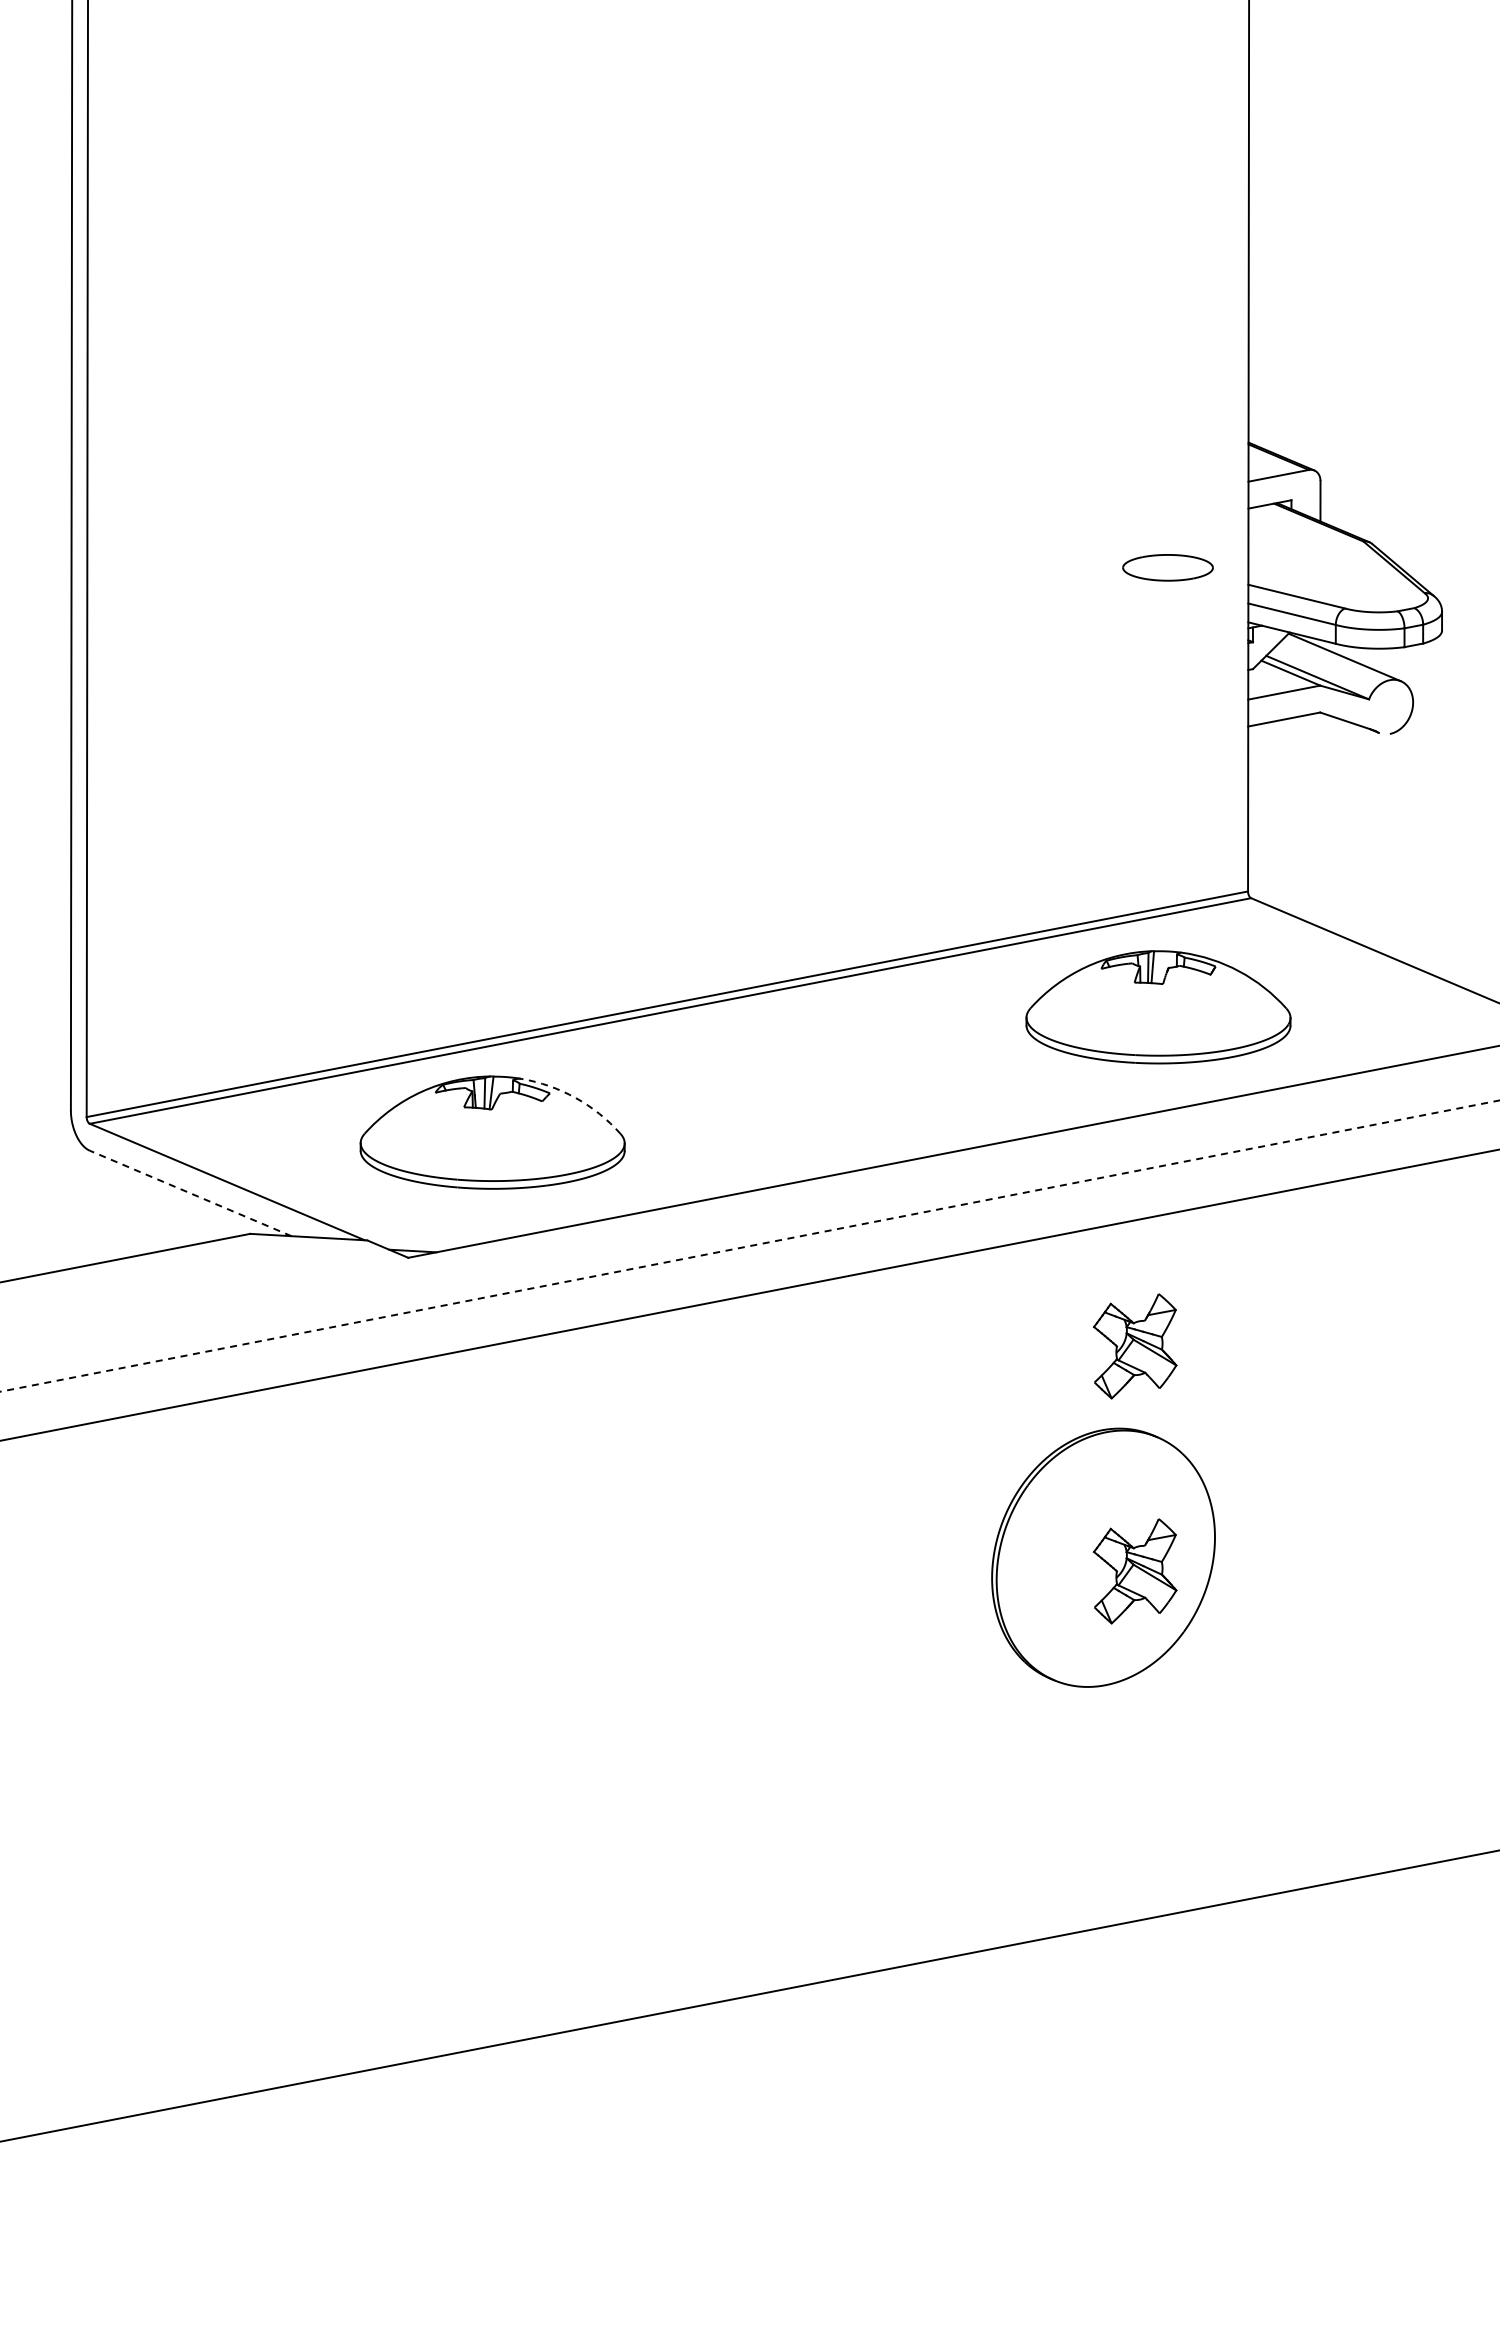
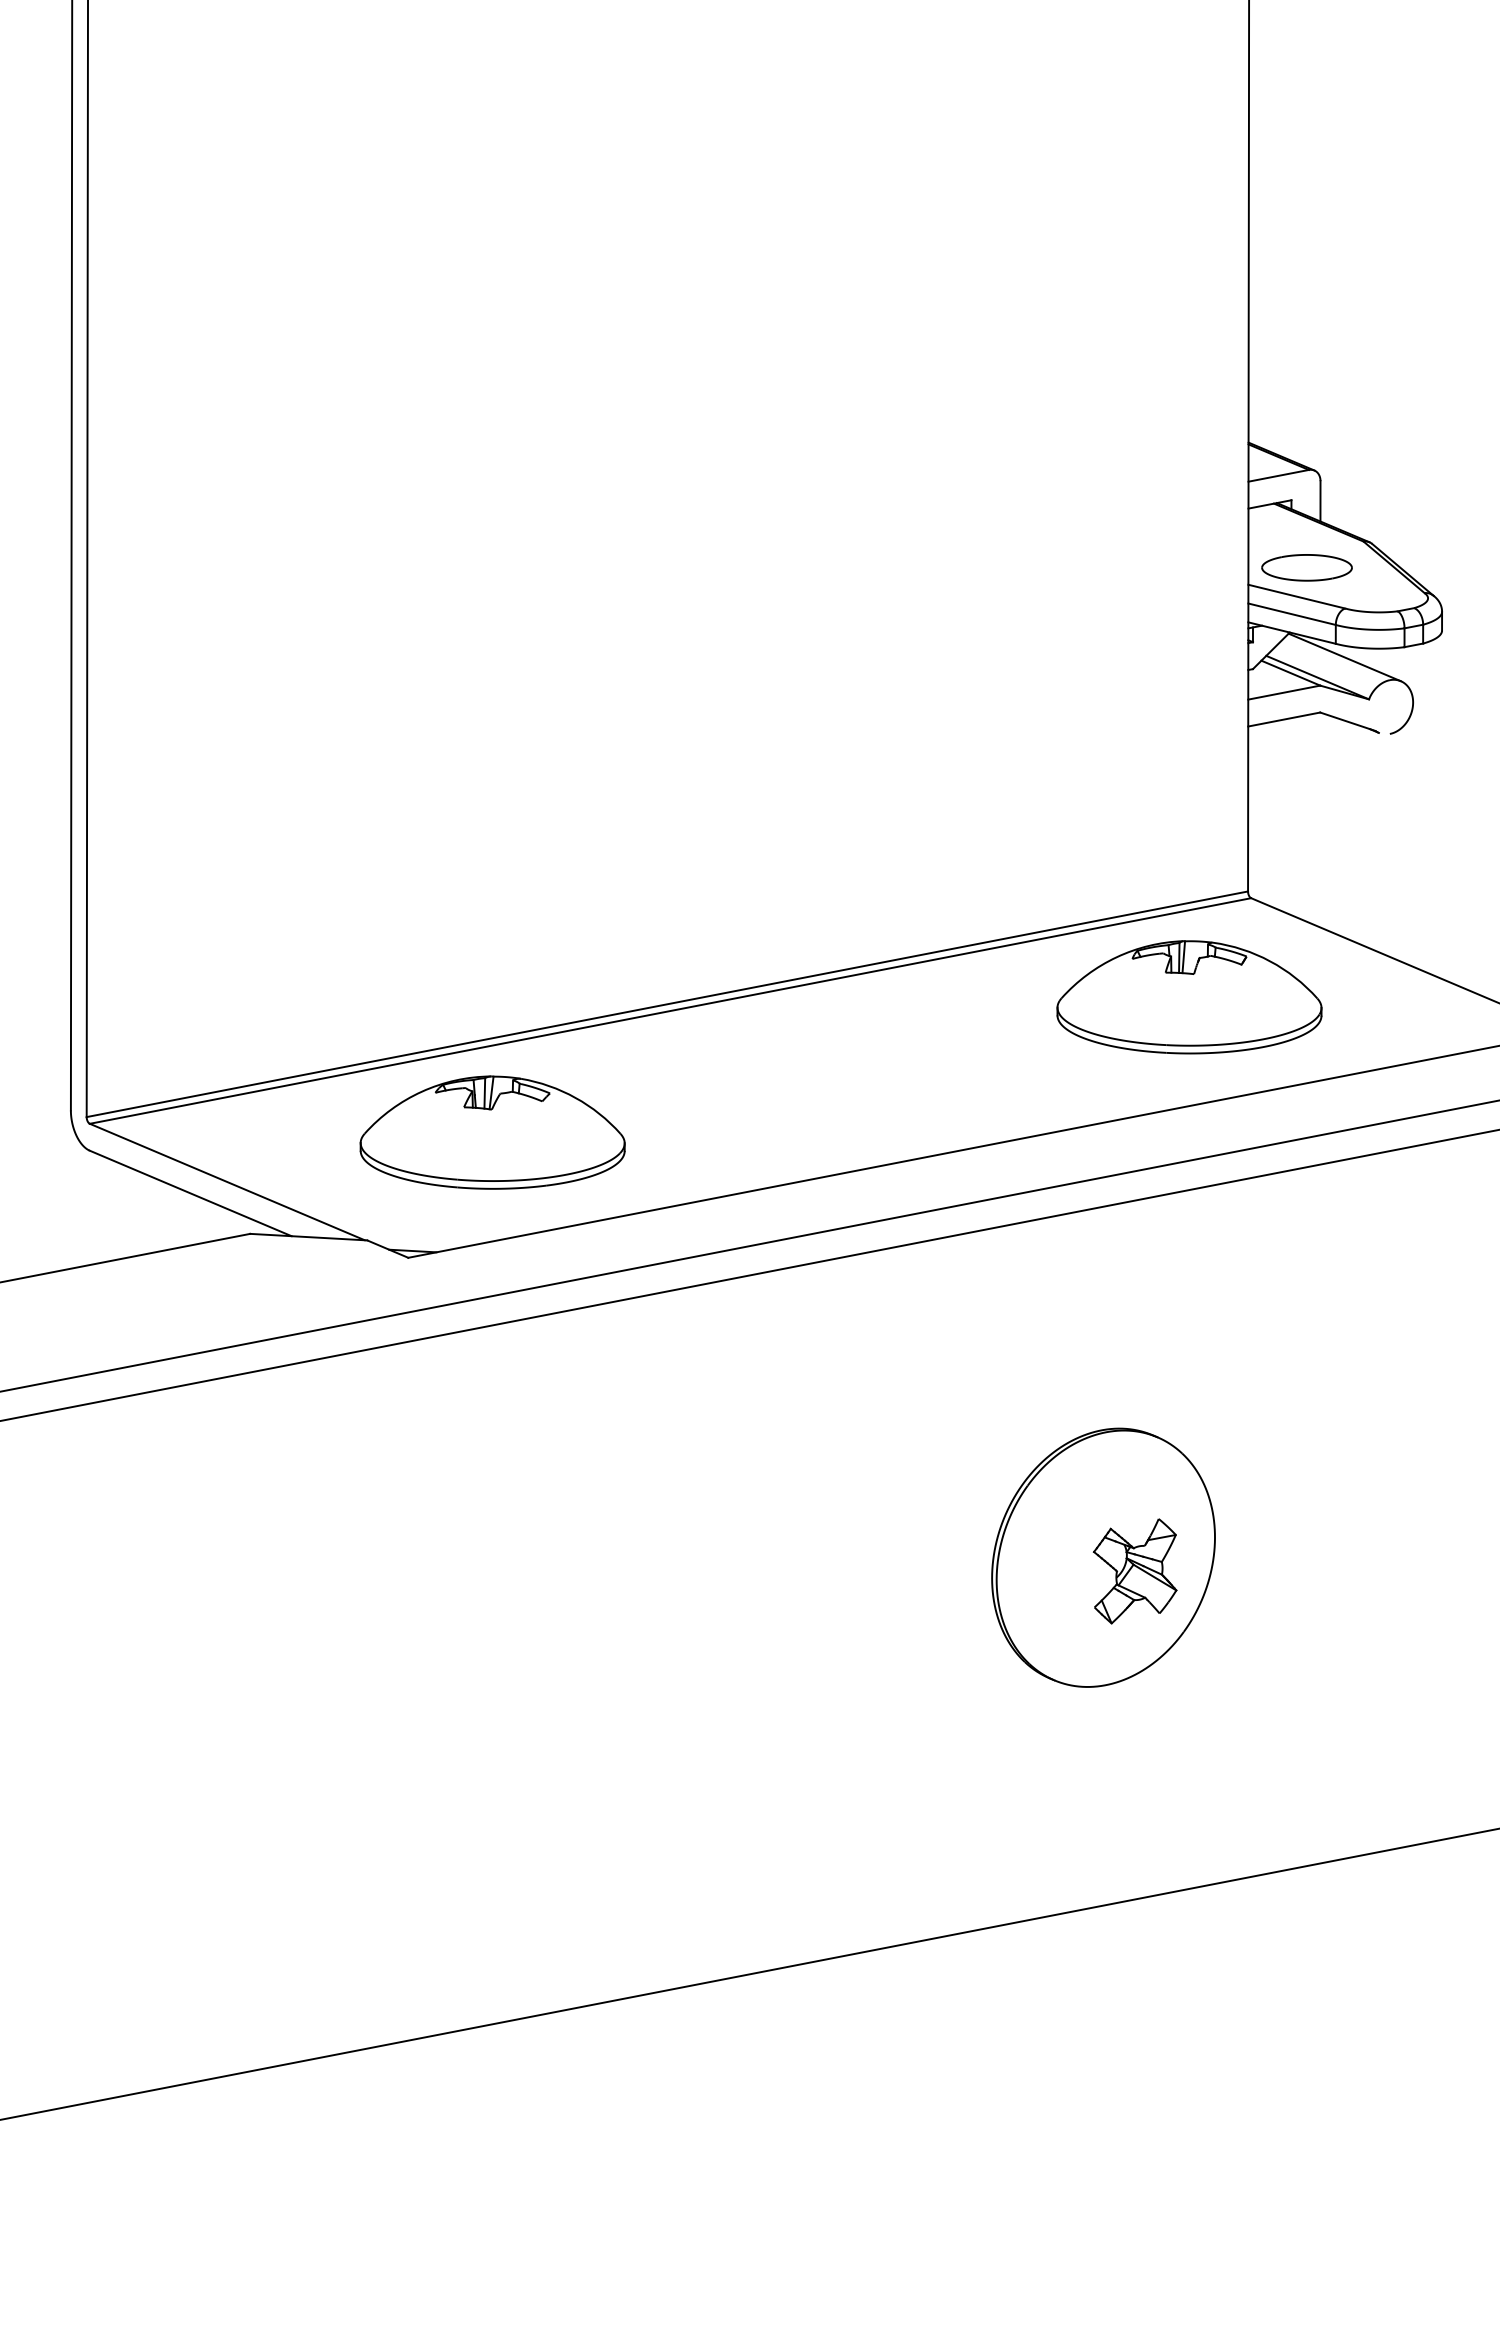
part position: (1167, 567) -> (1306, 567) (1306, 567)
part position: (1158, 1007) -> (1189, 997) (1189, 997)
arc: dashed -> solid (575, 1097)
line: dashed -> solid (190, 1193)
line: dashed -> solid (749, 1246)
line position: (749, 1295) -> (749, 1275) (749, 1275)
part: present -> none (1134, 1346)
line position: (749, 1995) -> (749, 1974) (749, 1974)
